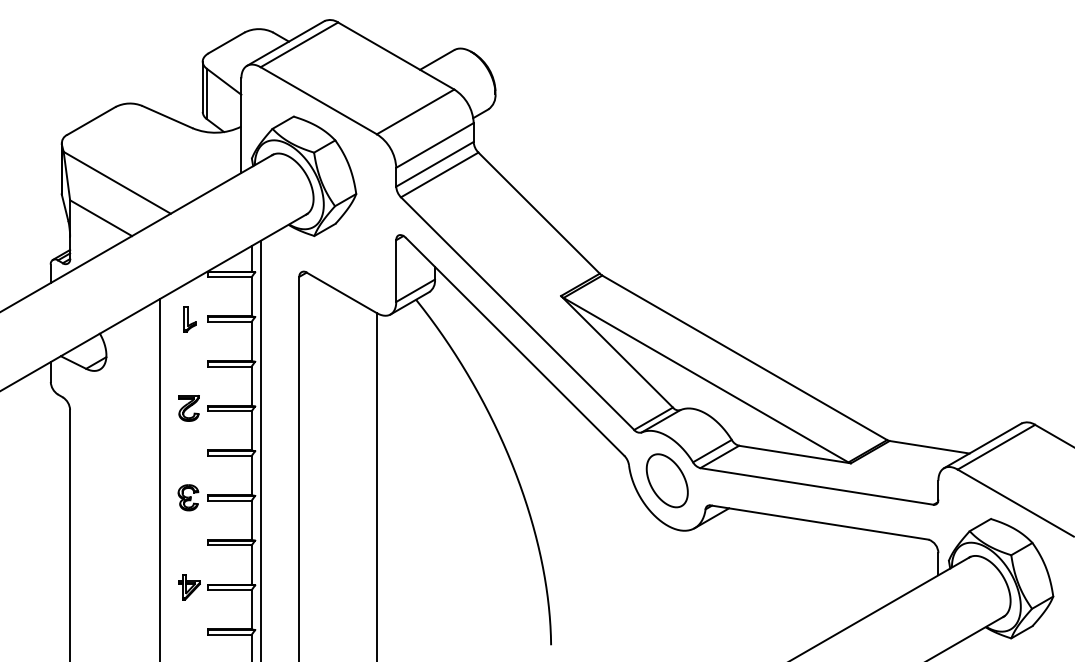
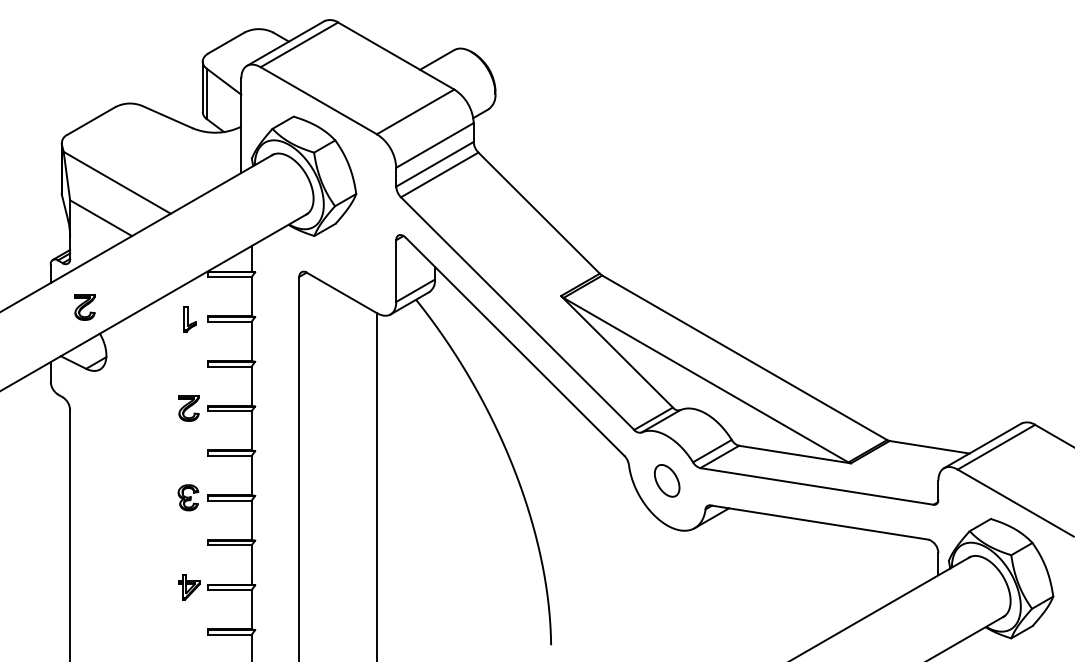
part: none -> present (84, 307)
line: present -> none (261, 449)
line: present -> none (159, 478)
part size: 44x56 px -> 27x34 px (667, 480)
